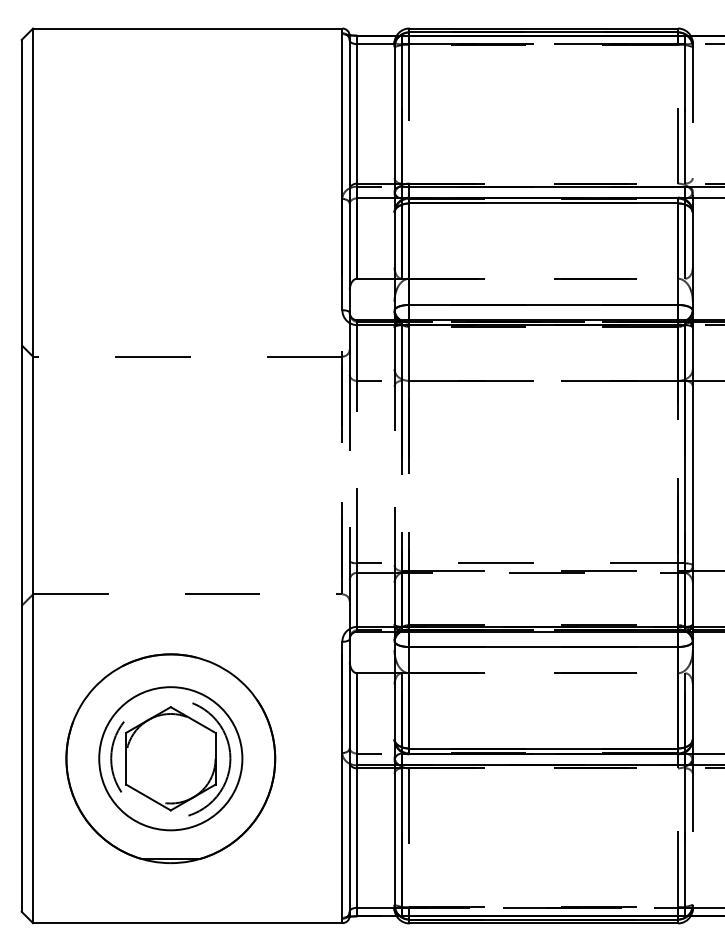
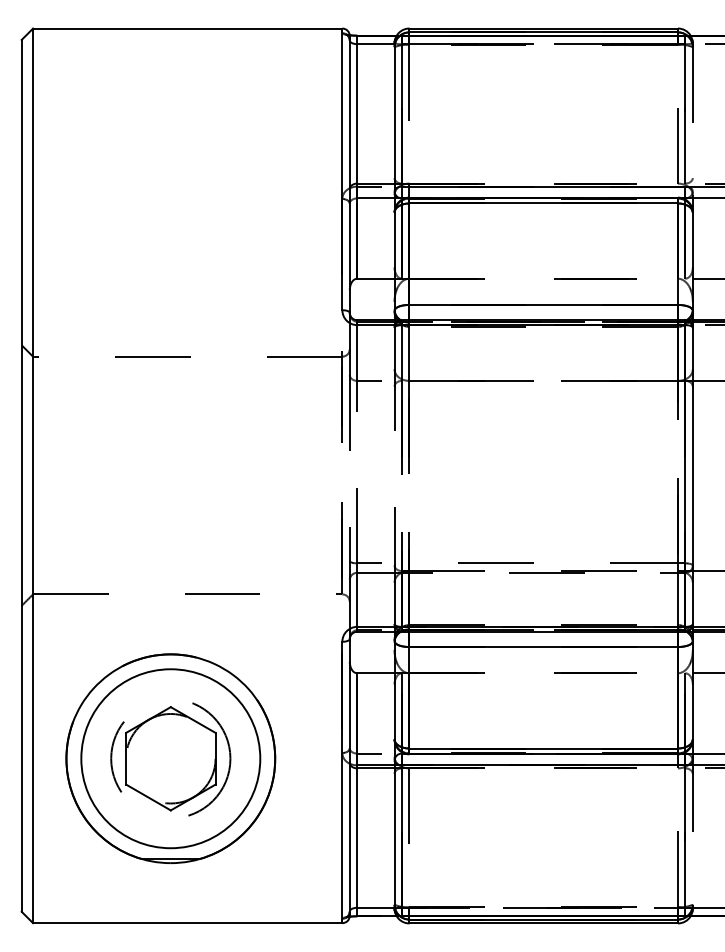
line: none -> present (706, 278)
line: none -> present (706, 673)
circle diameter: 143 px -> 179 px (170, 758)
